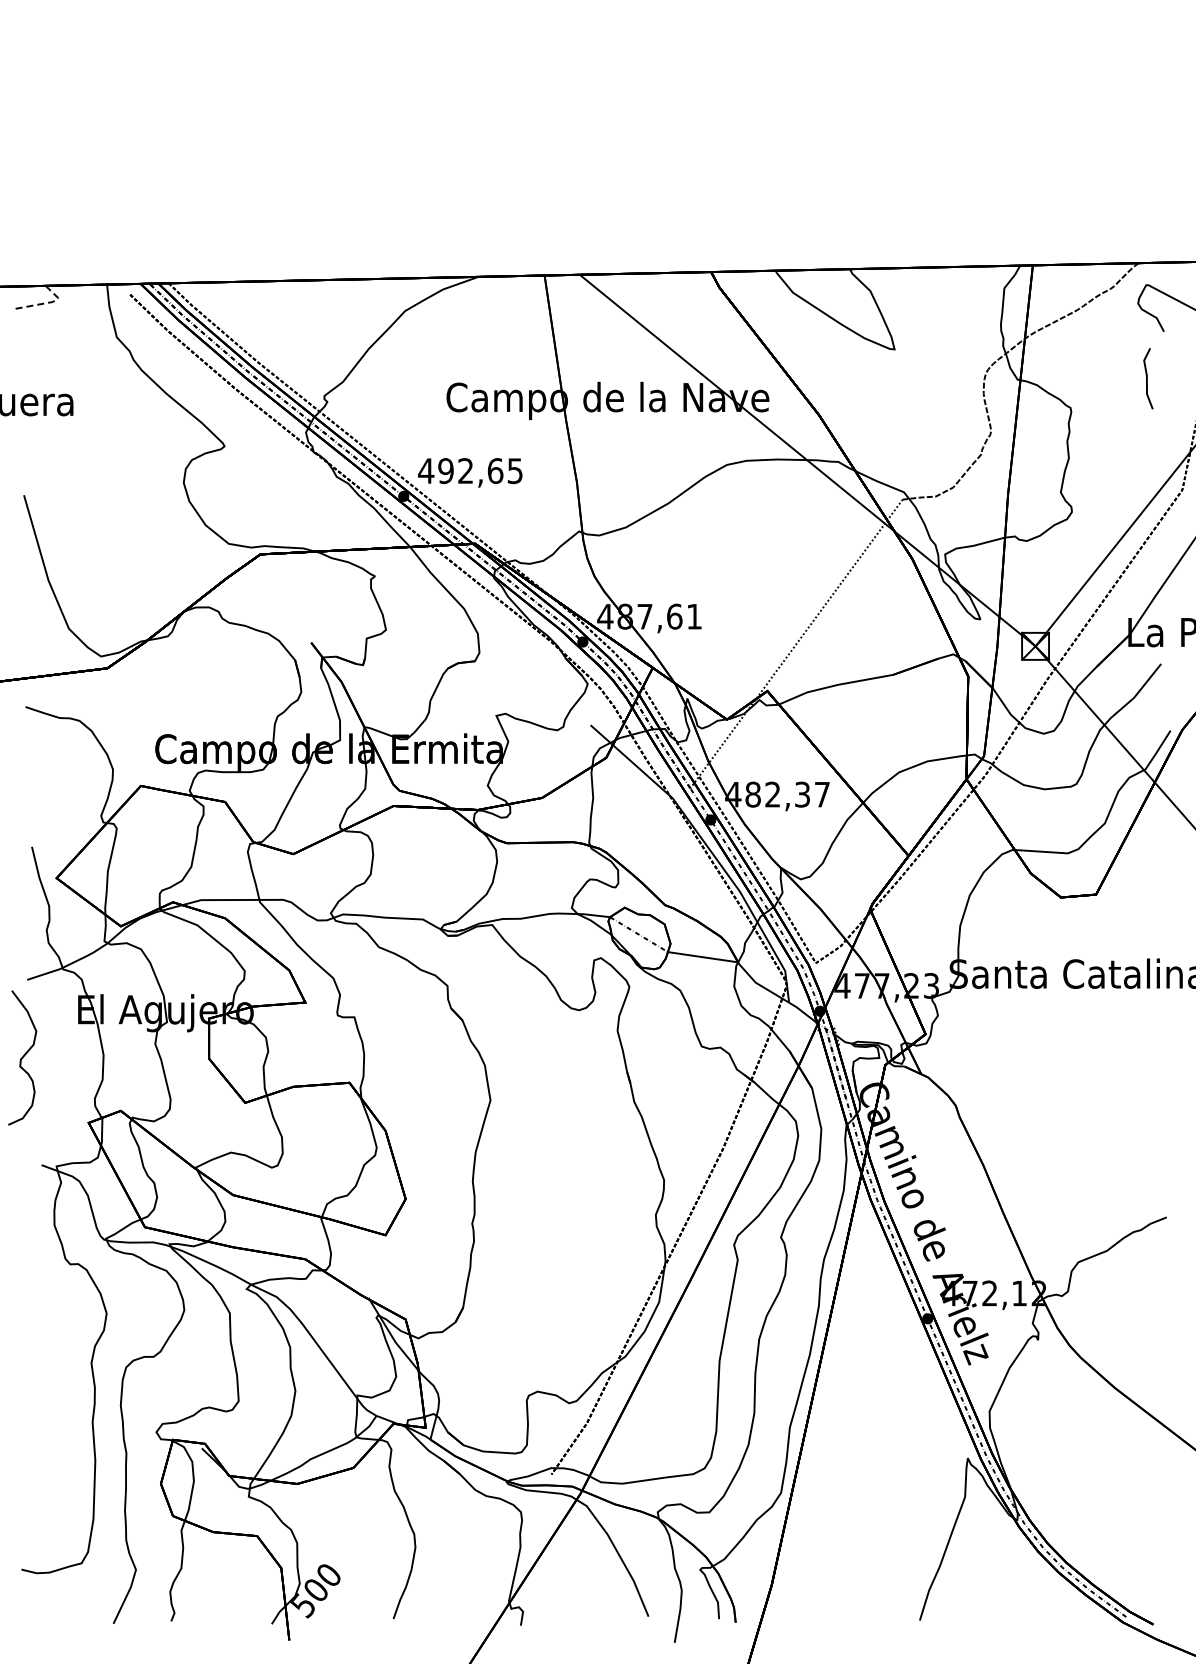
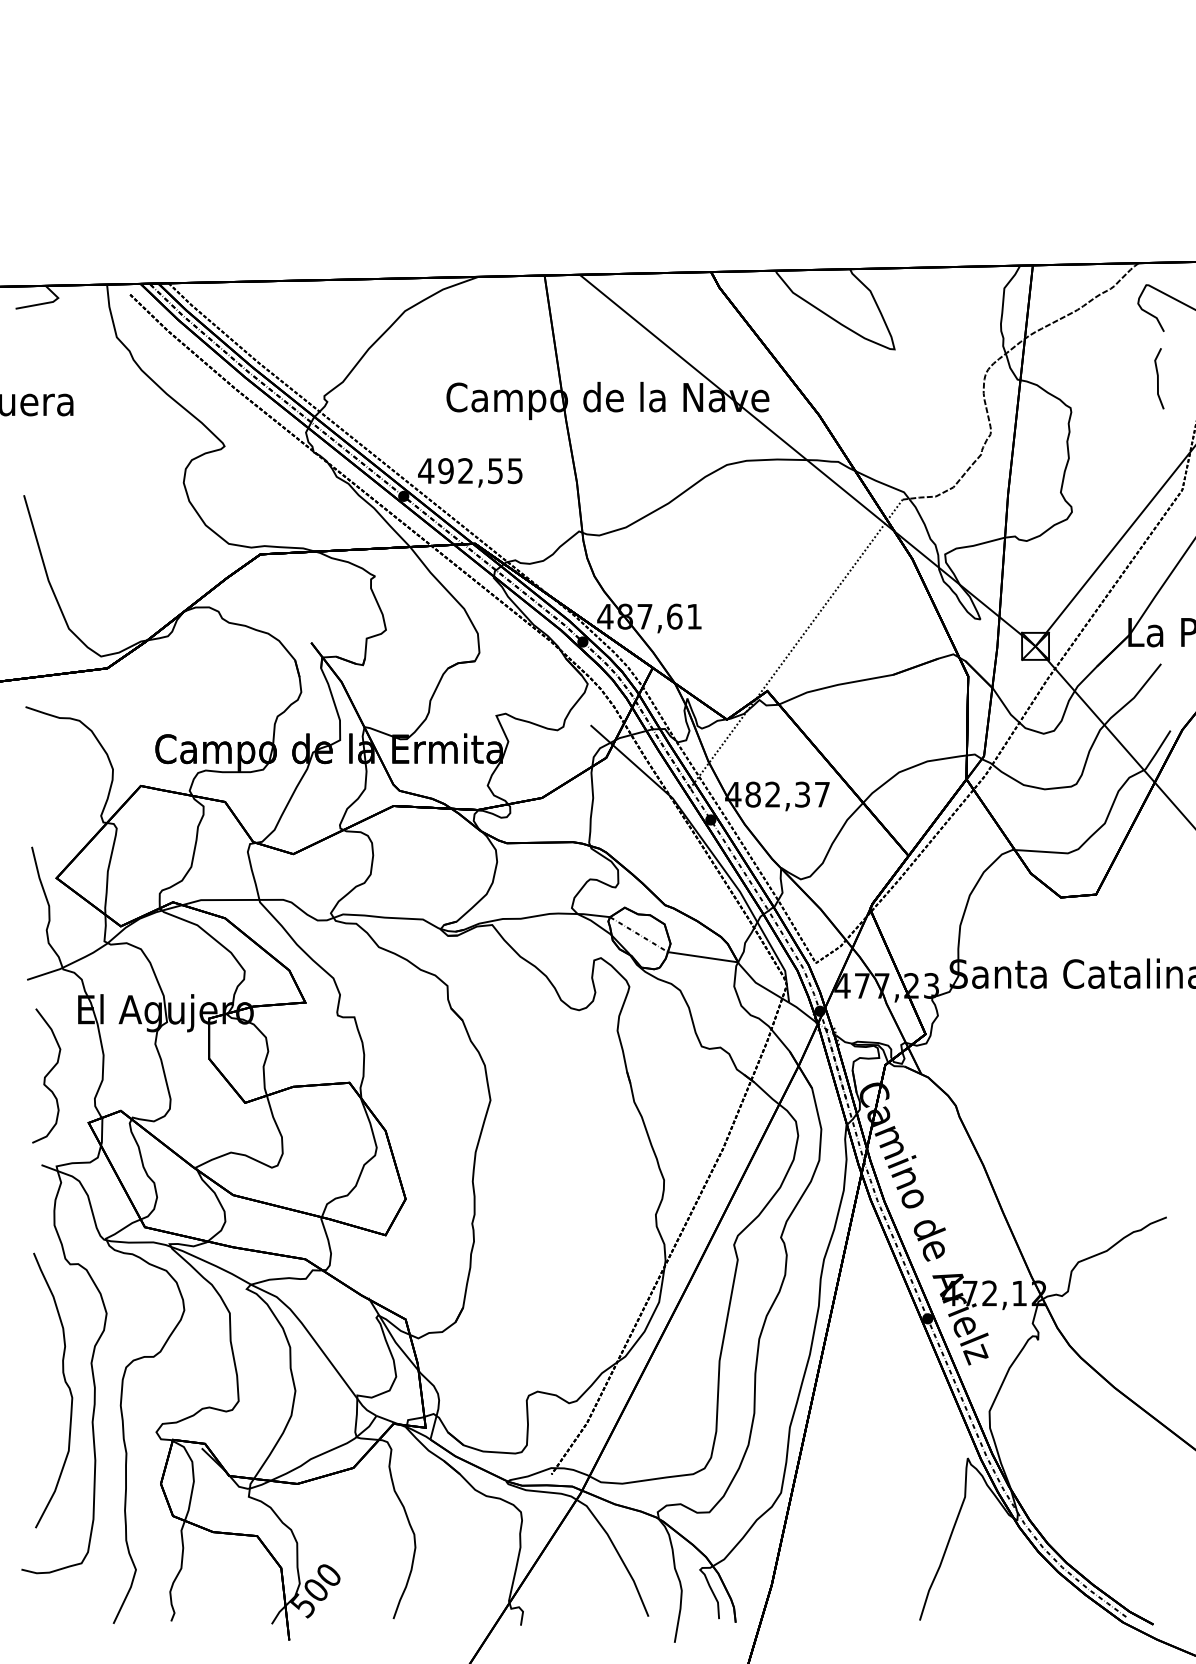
line: dashed -> solid (47, 302)
line position: (1147, 378) -> (1158, 378) (1158, 378)
text: 492,65 -> 492,55 (495, 471)
curve position: (22, 1057) -> (46, 1075) (46, 1075)
curve: none -> present (64, 1382)
